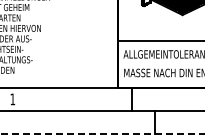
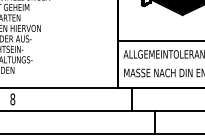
text: 1 -> 8 (12, 99)
line: dashed -> solid (102, 134)
